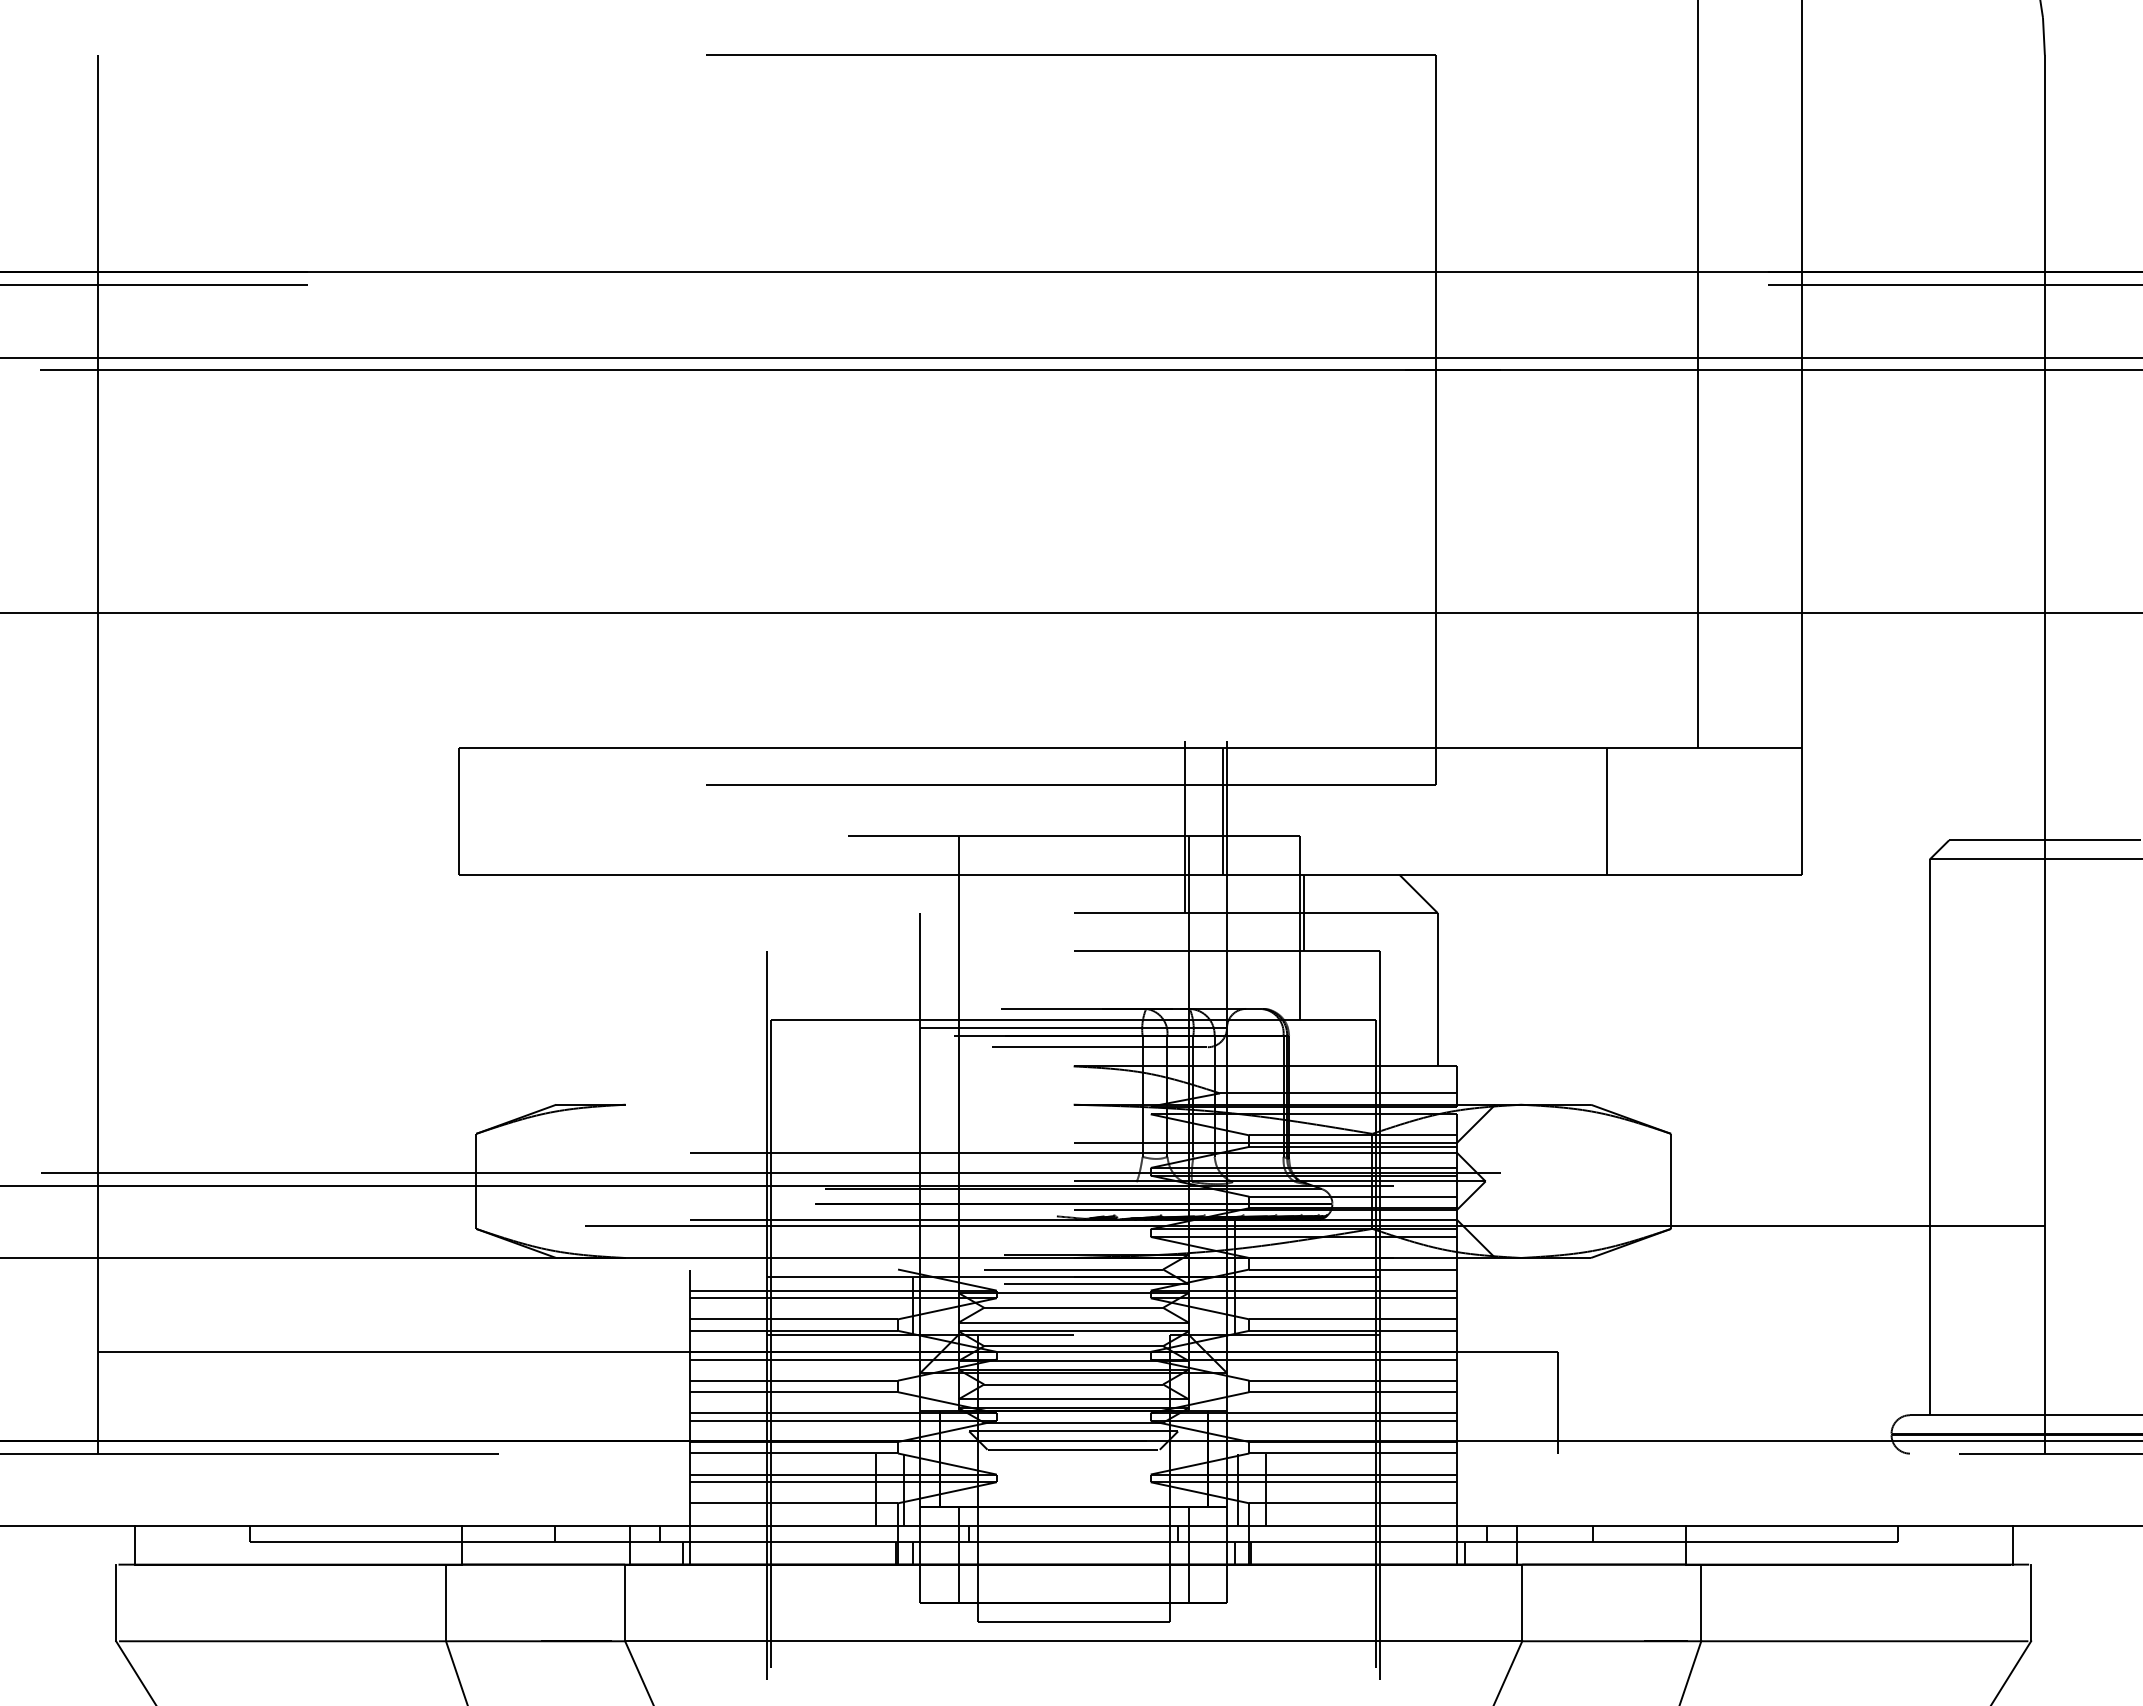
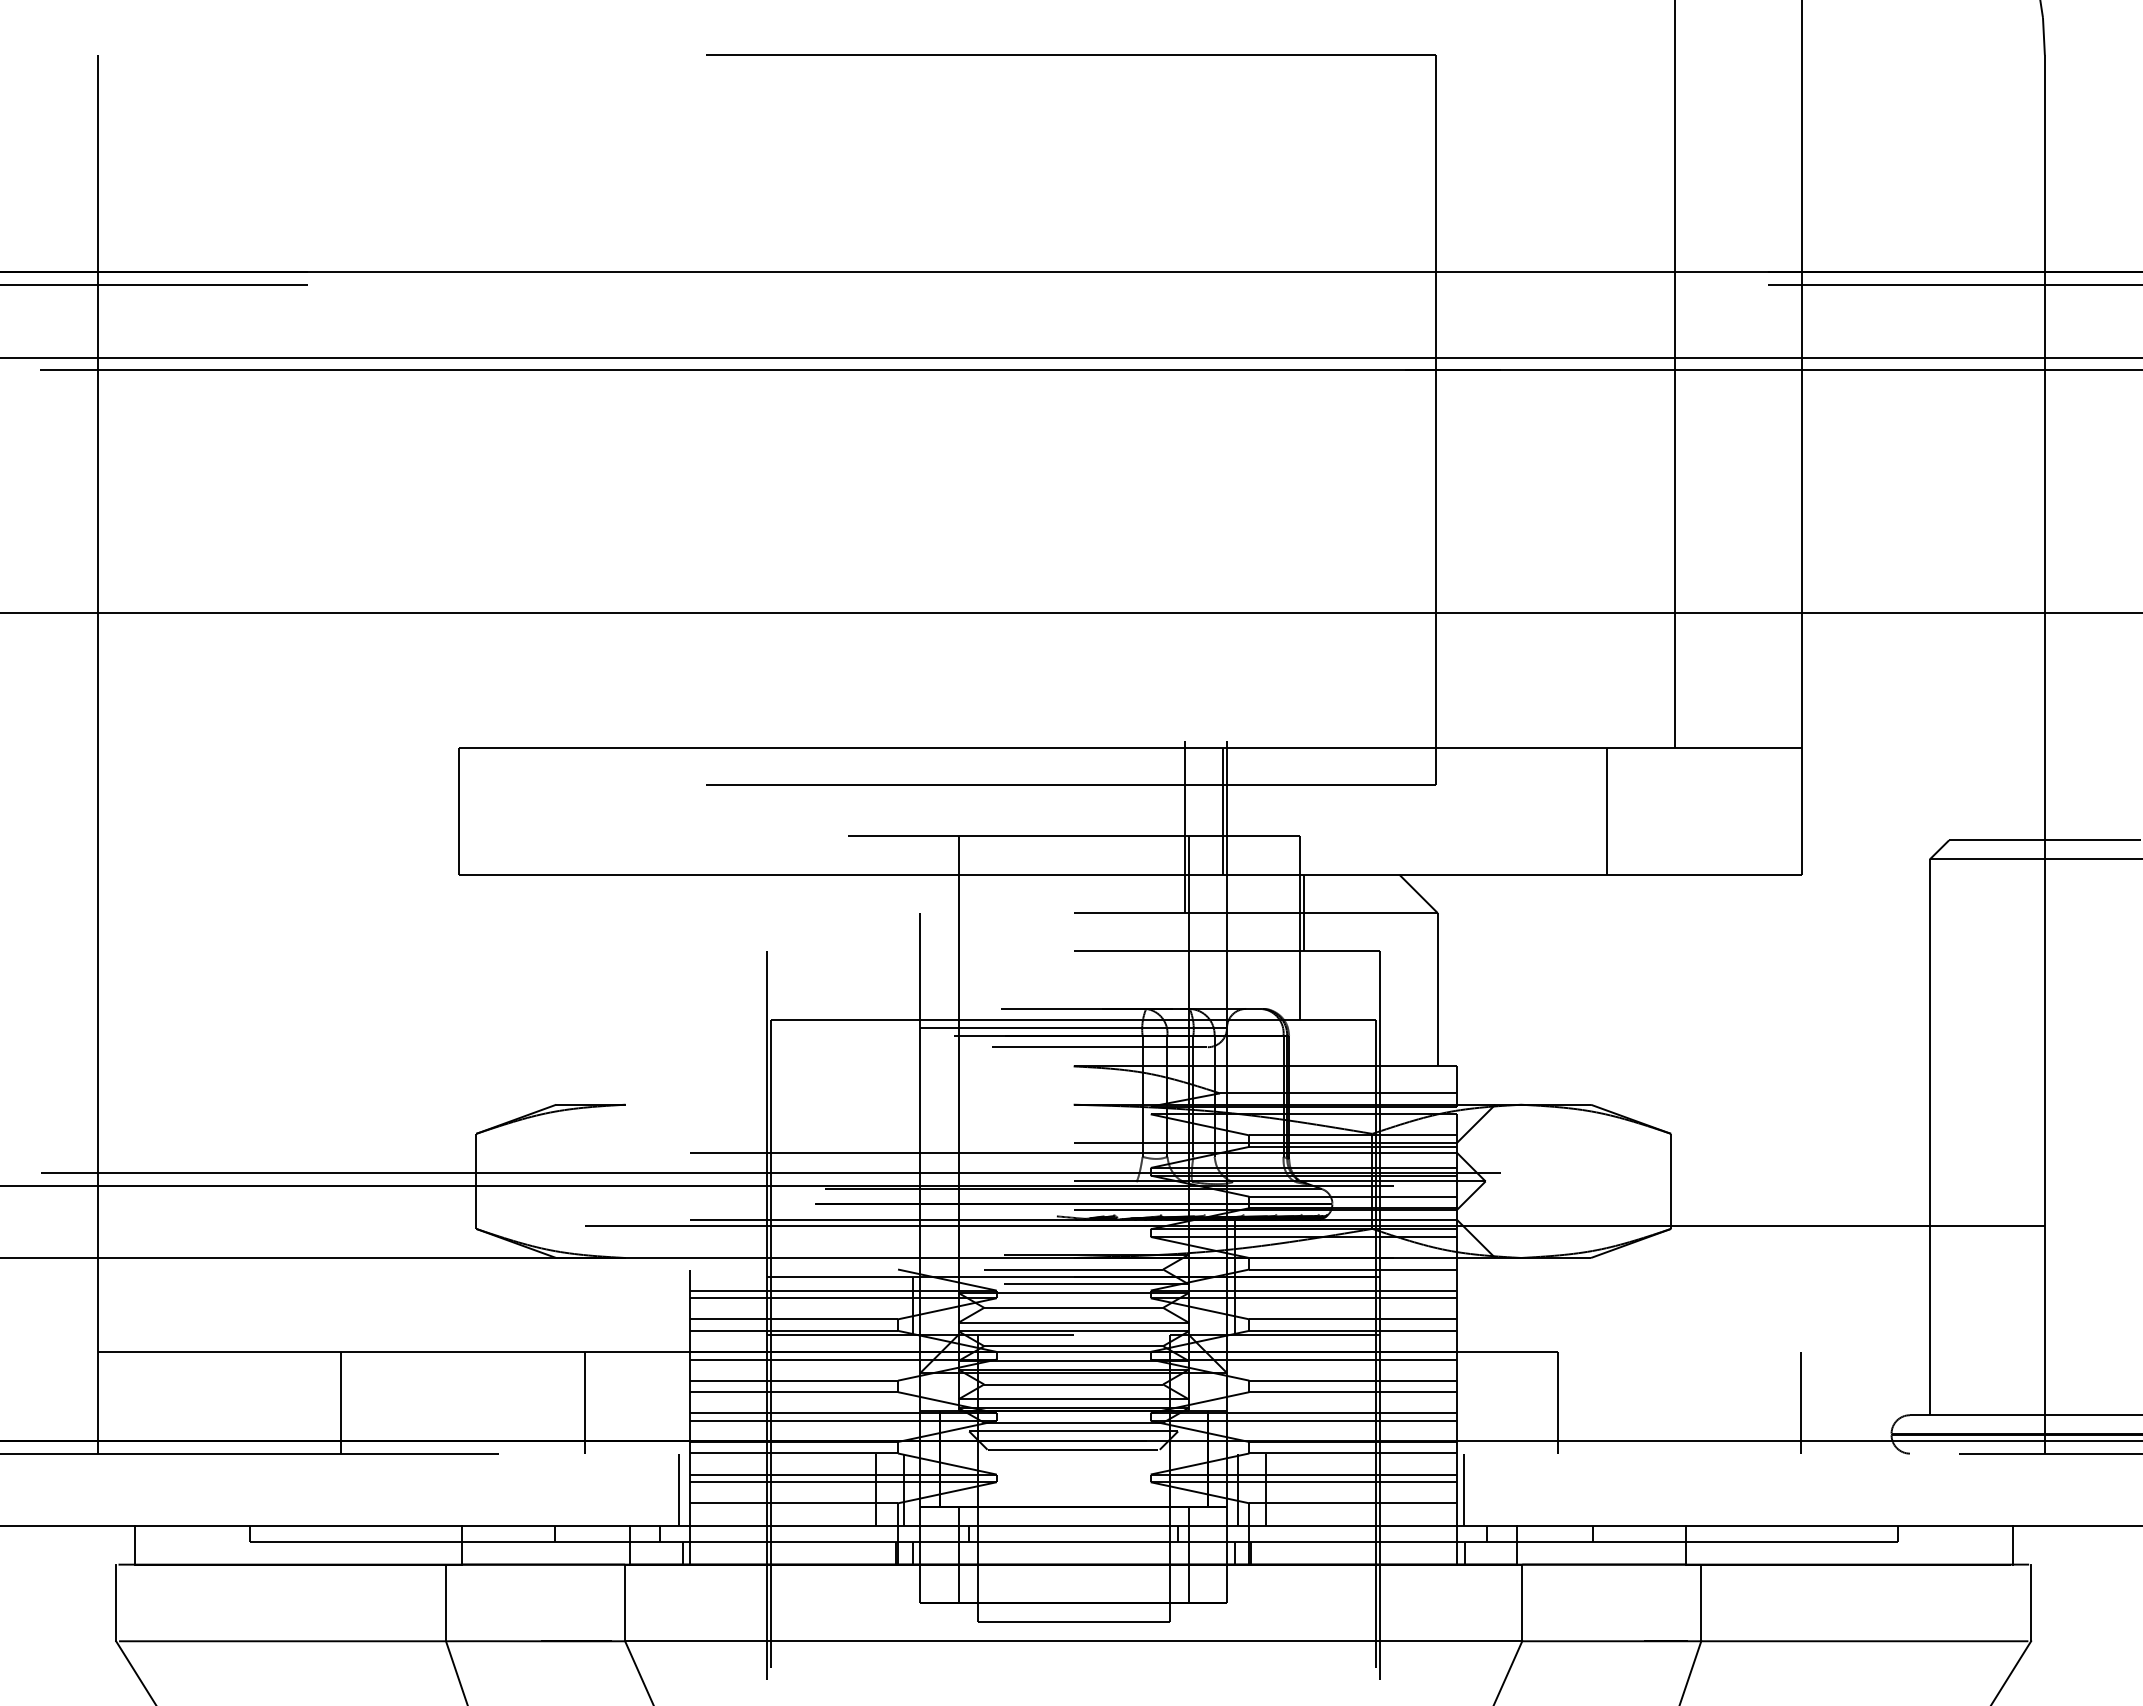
line position: (1698, 375) -> (1675, 375) (1675, 375)
line: none -> present (341, 1402)
line: none -> present (584, 1402)
line: none -> present (1801, 1402)
line: none -> present (679, 1489)
line: none -> present (1463, 1489)
